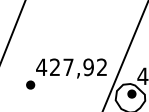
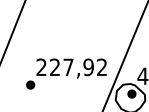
text: 427,92 -> 227,92 (41, 66)
